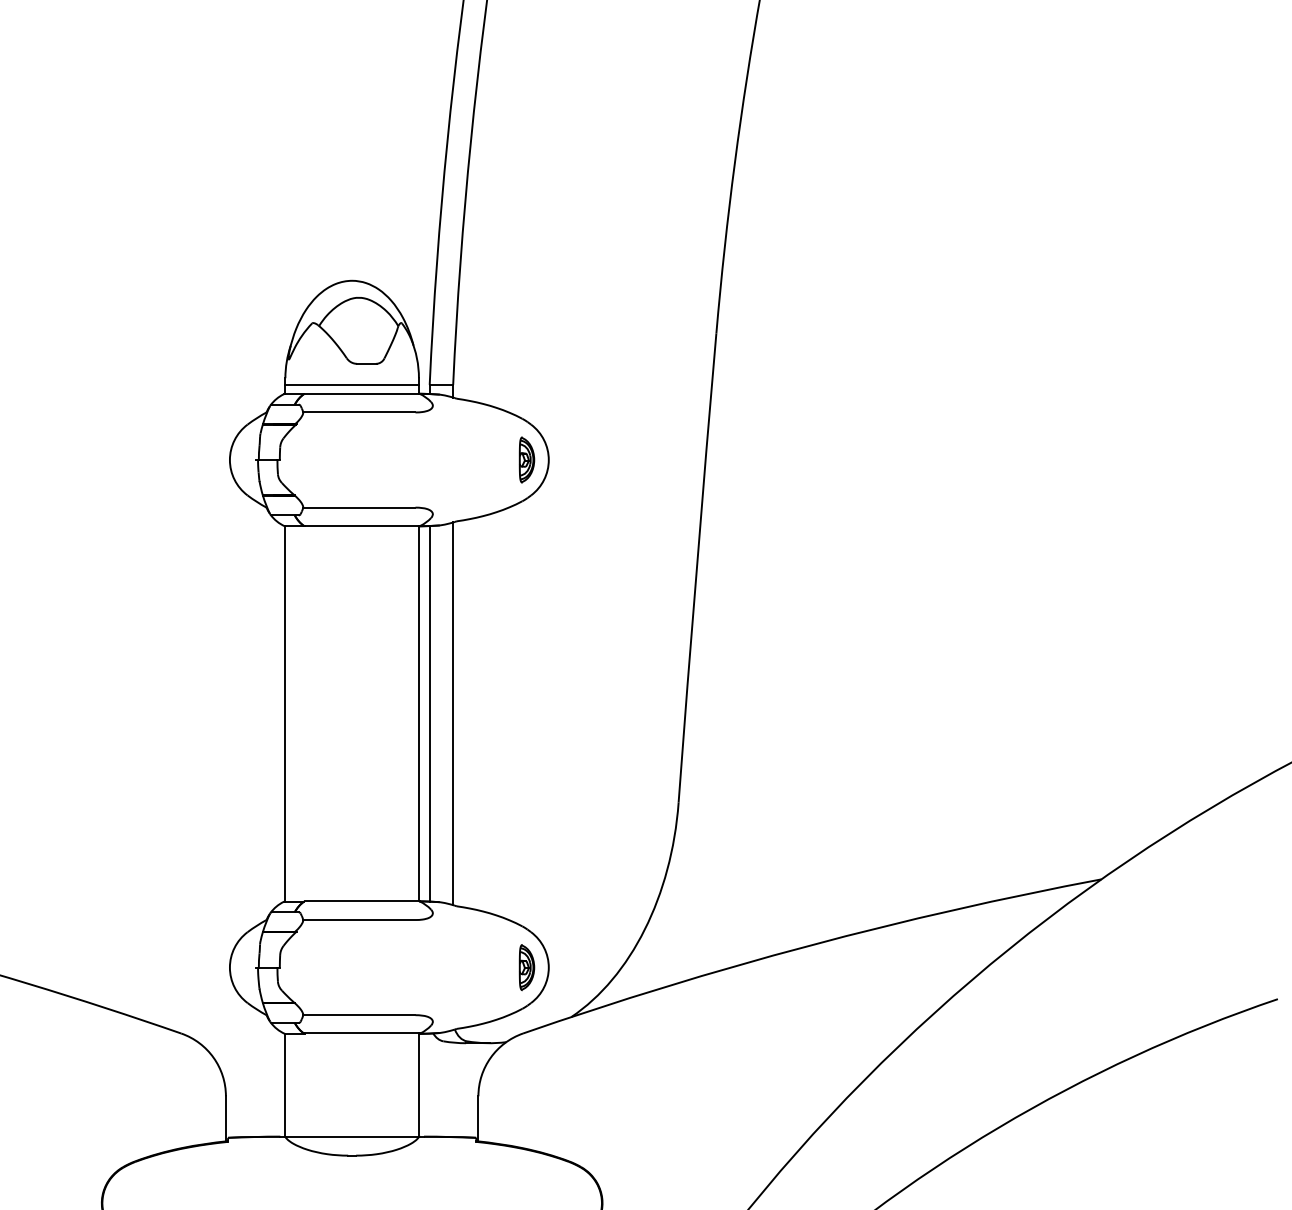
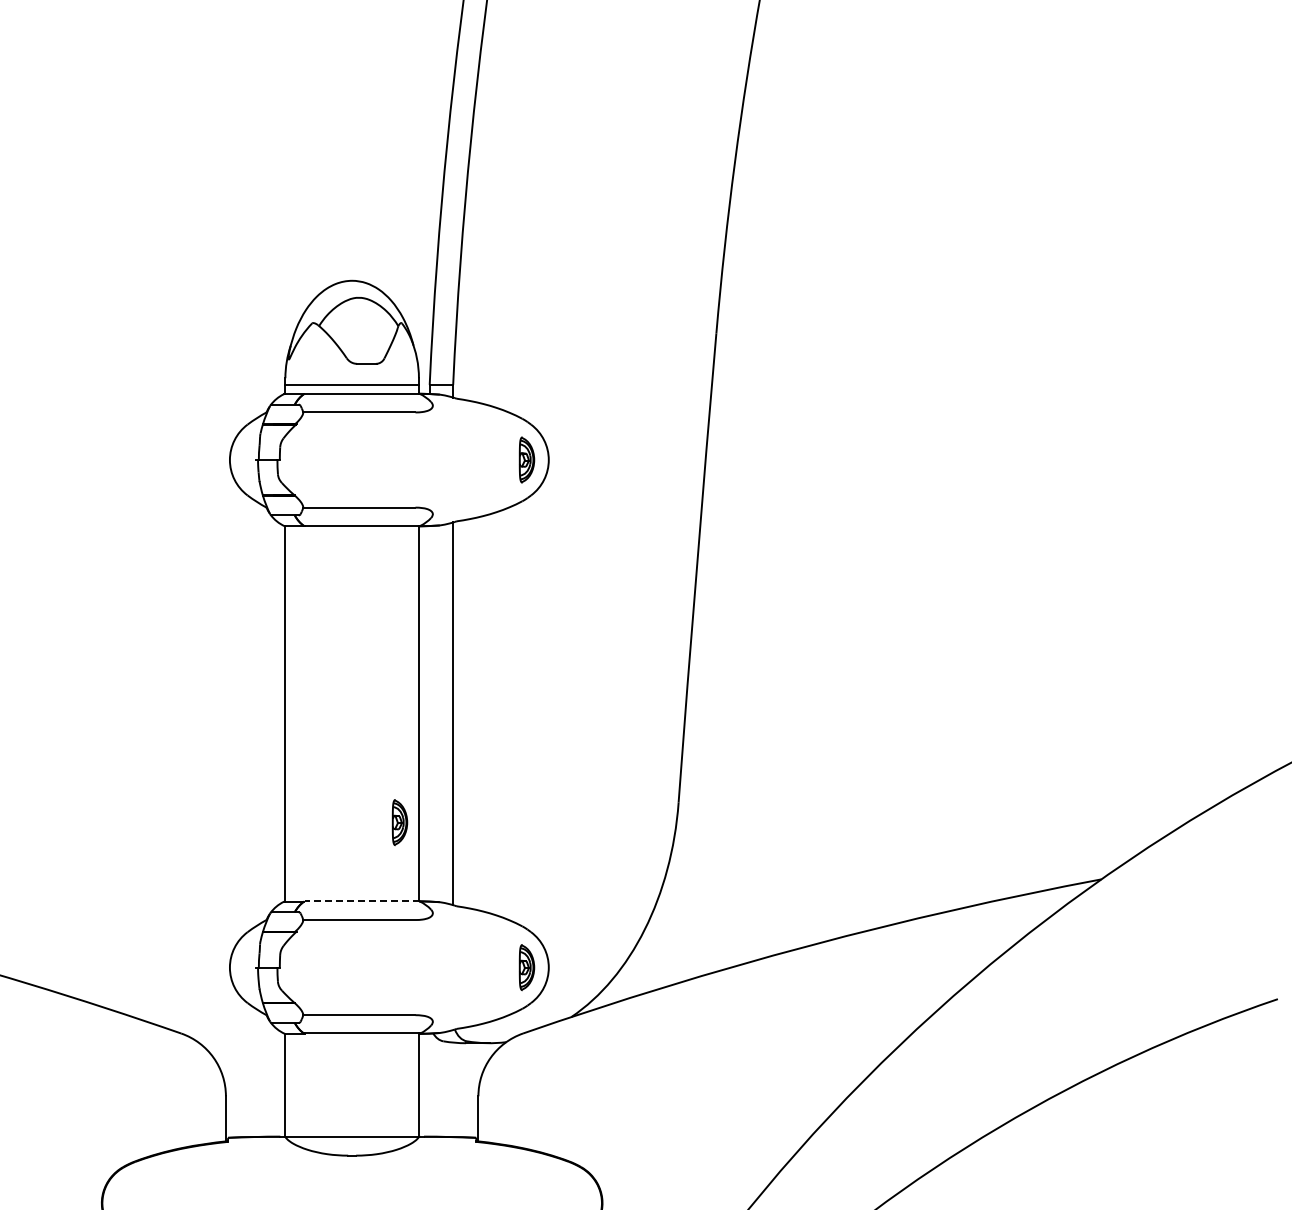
line: present -> none (429, 713)
part: none -> present (399, 822)
line: solid -> dashed (361, 901)
